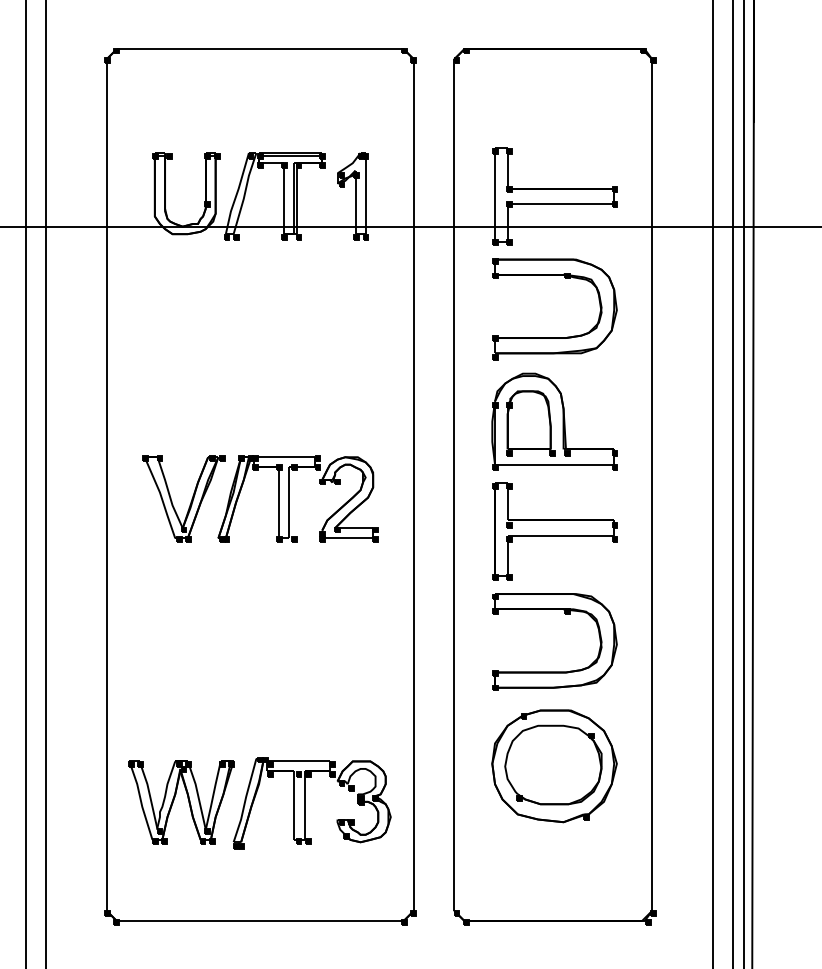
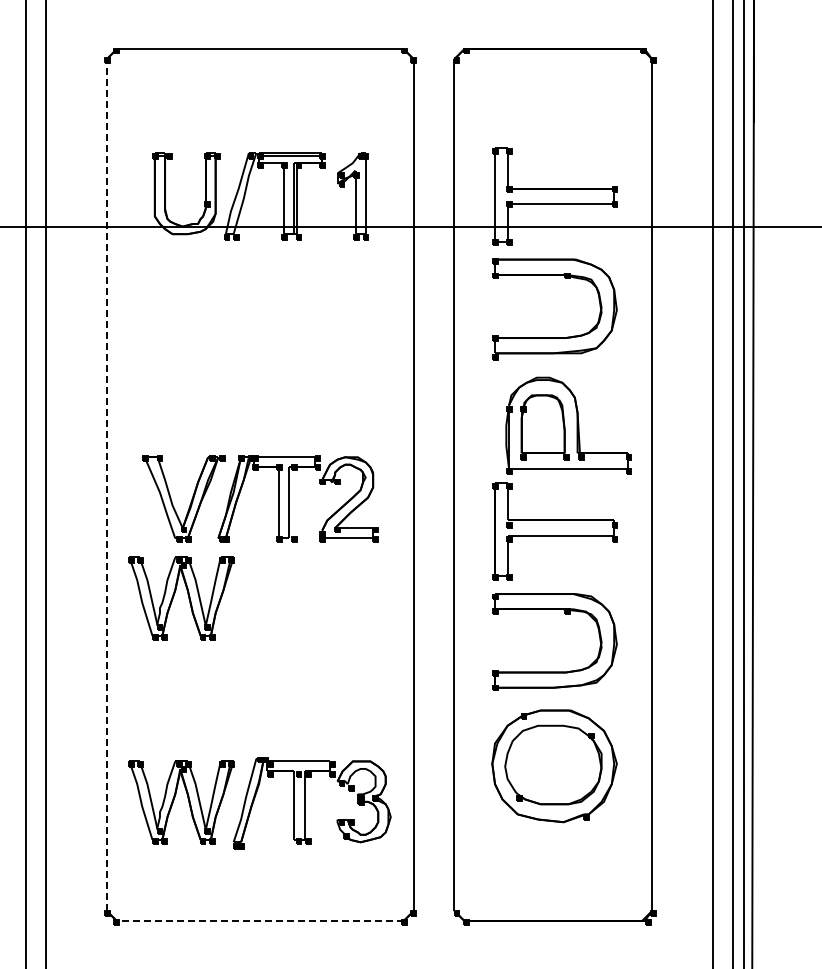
part position: (554, 421) -> (568, 425) (568, 425)
line: solid -> dashed (106, 485)
part: none -> present (188, 598)
line: solid -> dashed (259, 921)
